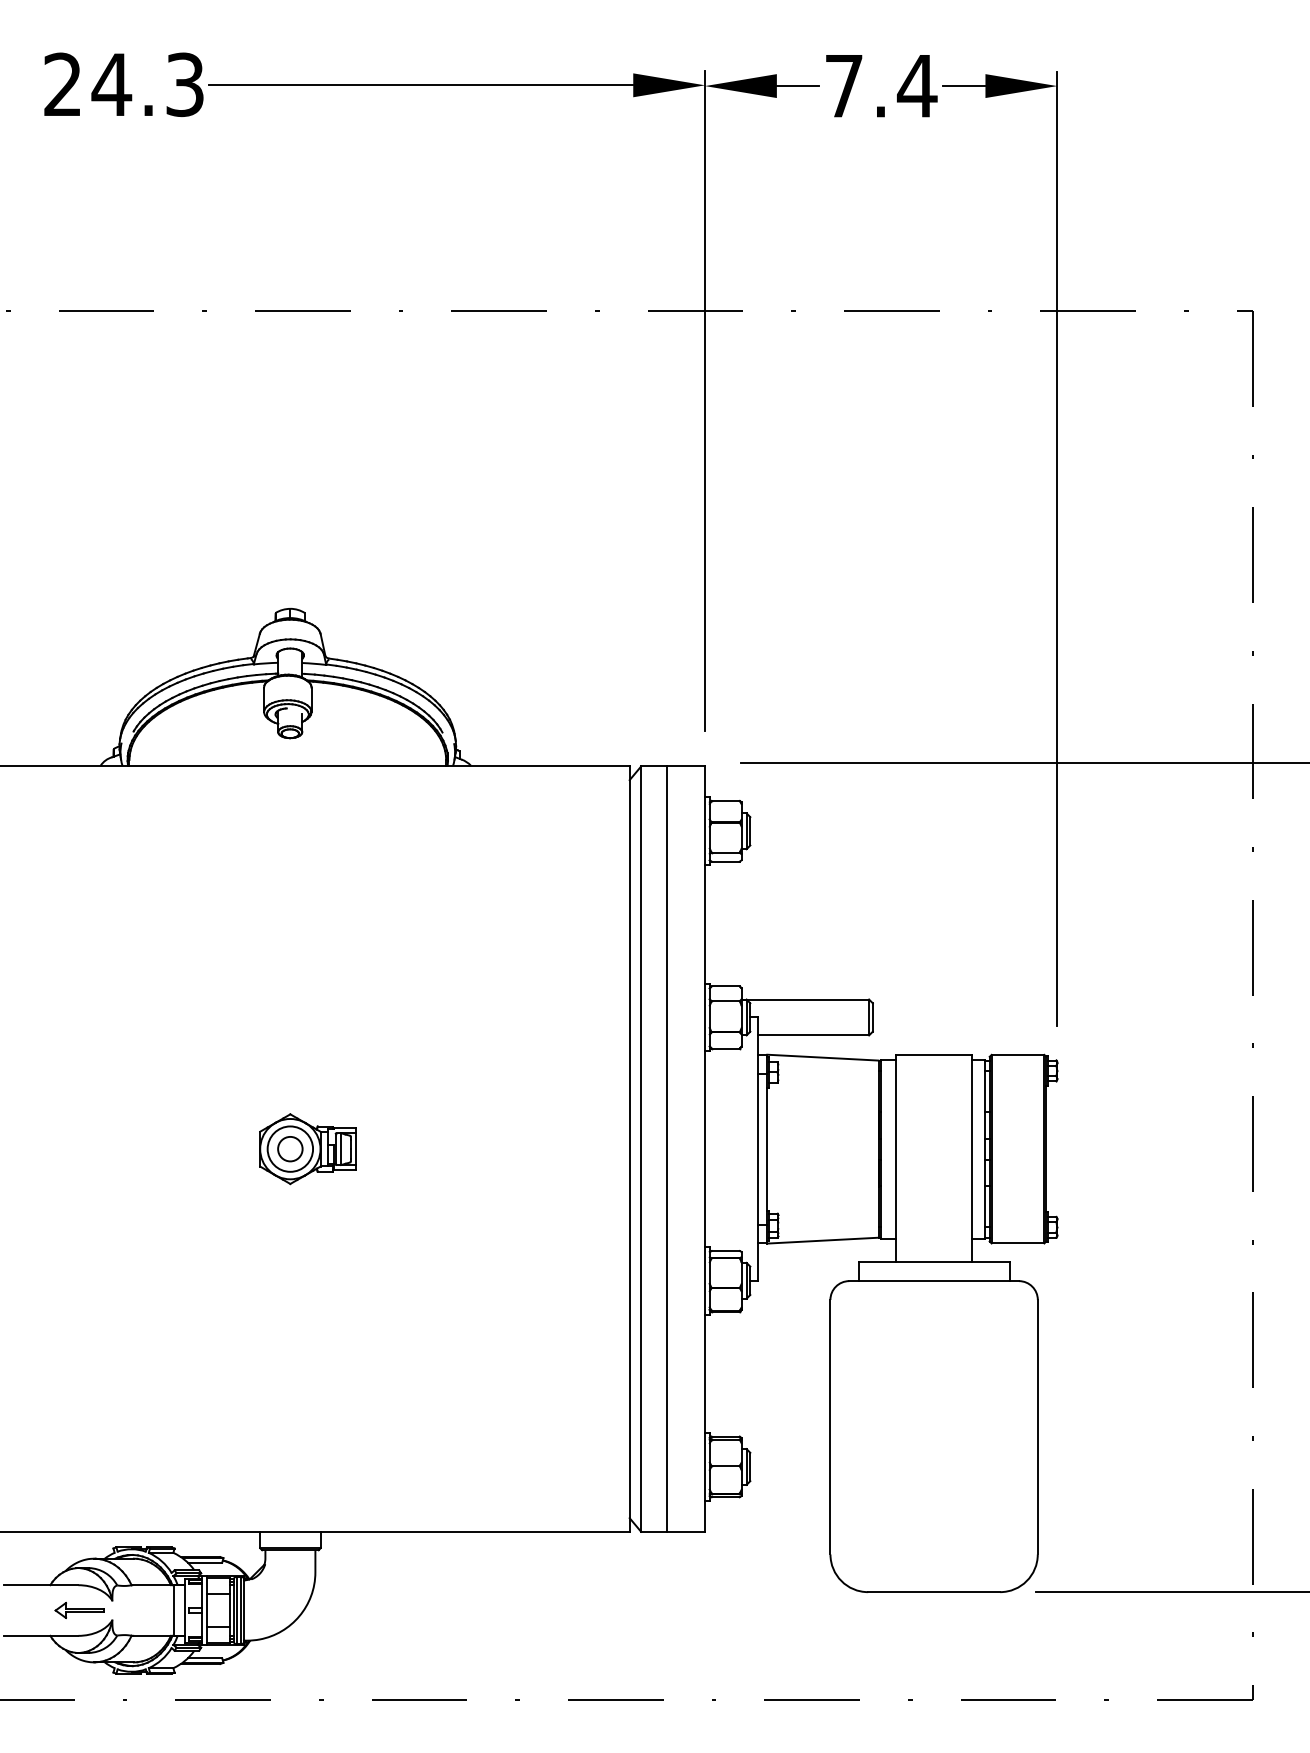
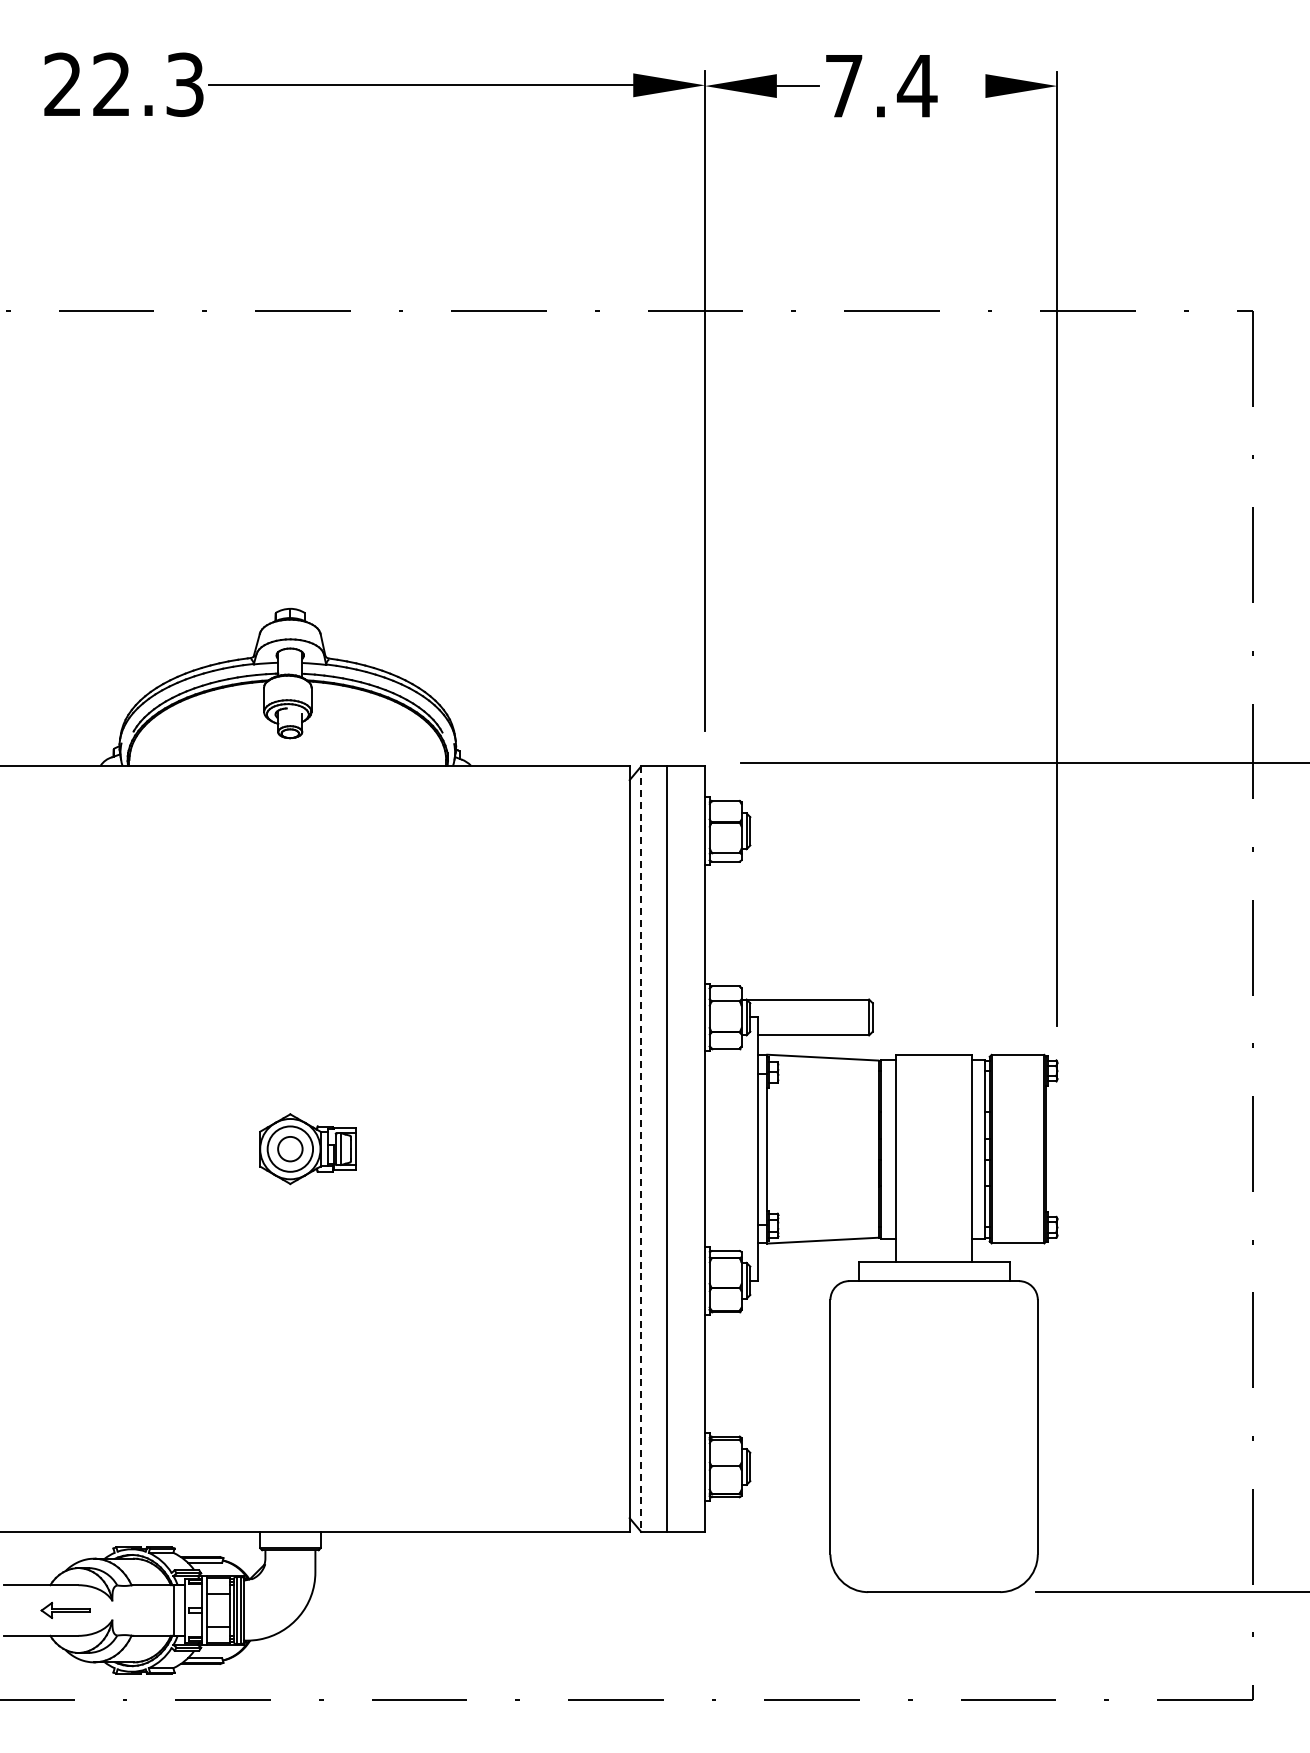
text: 24.3 -> 22.3 (111, 83)
line: present -> none (964, 86)
line: solid -> dashed (641, 1149)
part position: (79, 1609) -> (65, 1609) (65, 1609)
